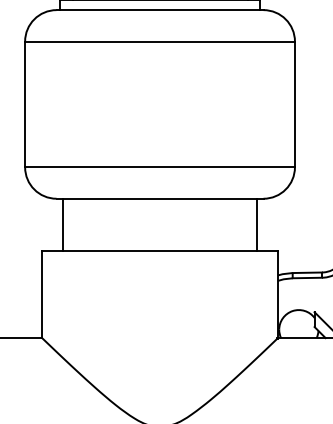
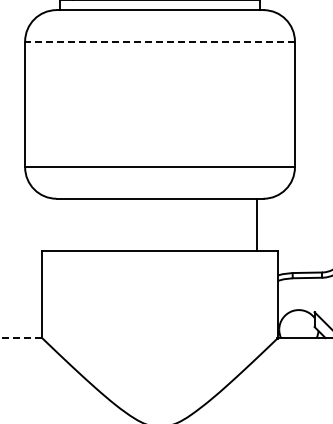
line: solid -> dashed (160, 41)
line: present -> none (63, 224)
line: solid -> dashed (21, 338)
